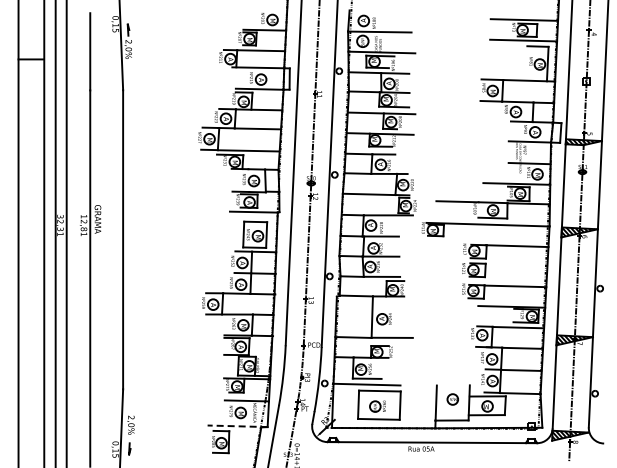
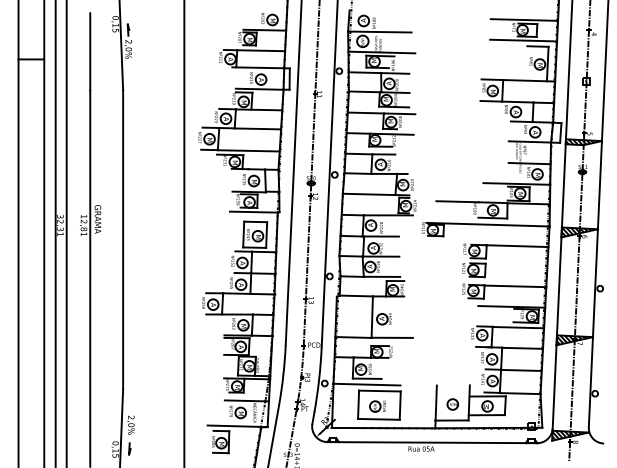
line: none -> present (184, 233)
part position: (452, 399) -> (452, 404) (452, 404)
line: dashed -> solid (237, 426)
